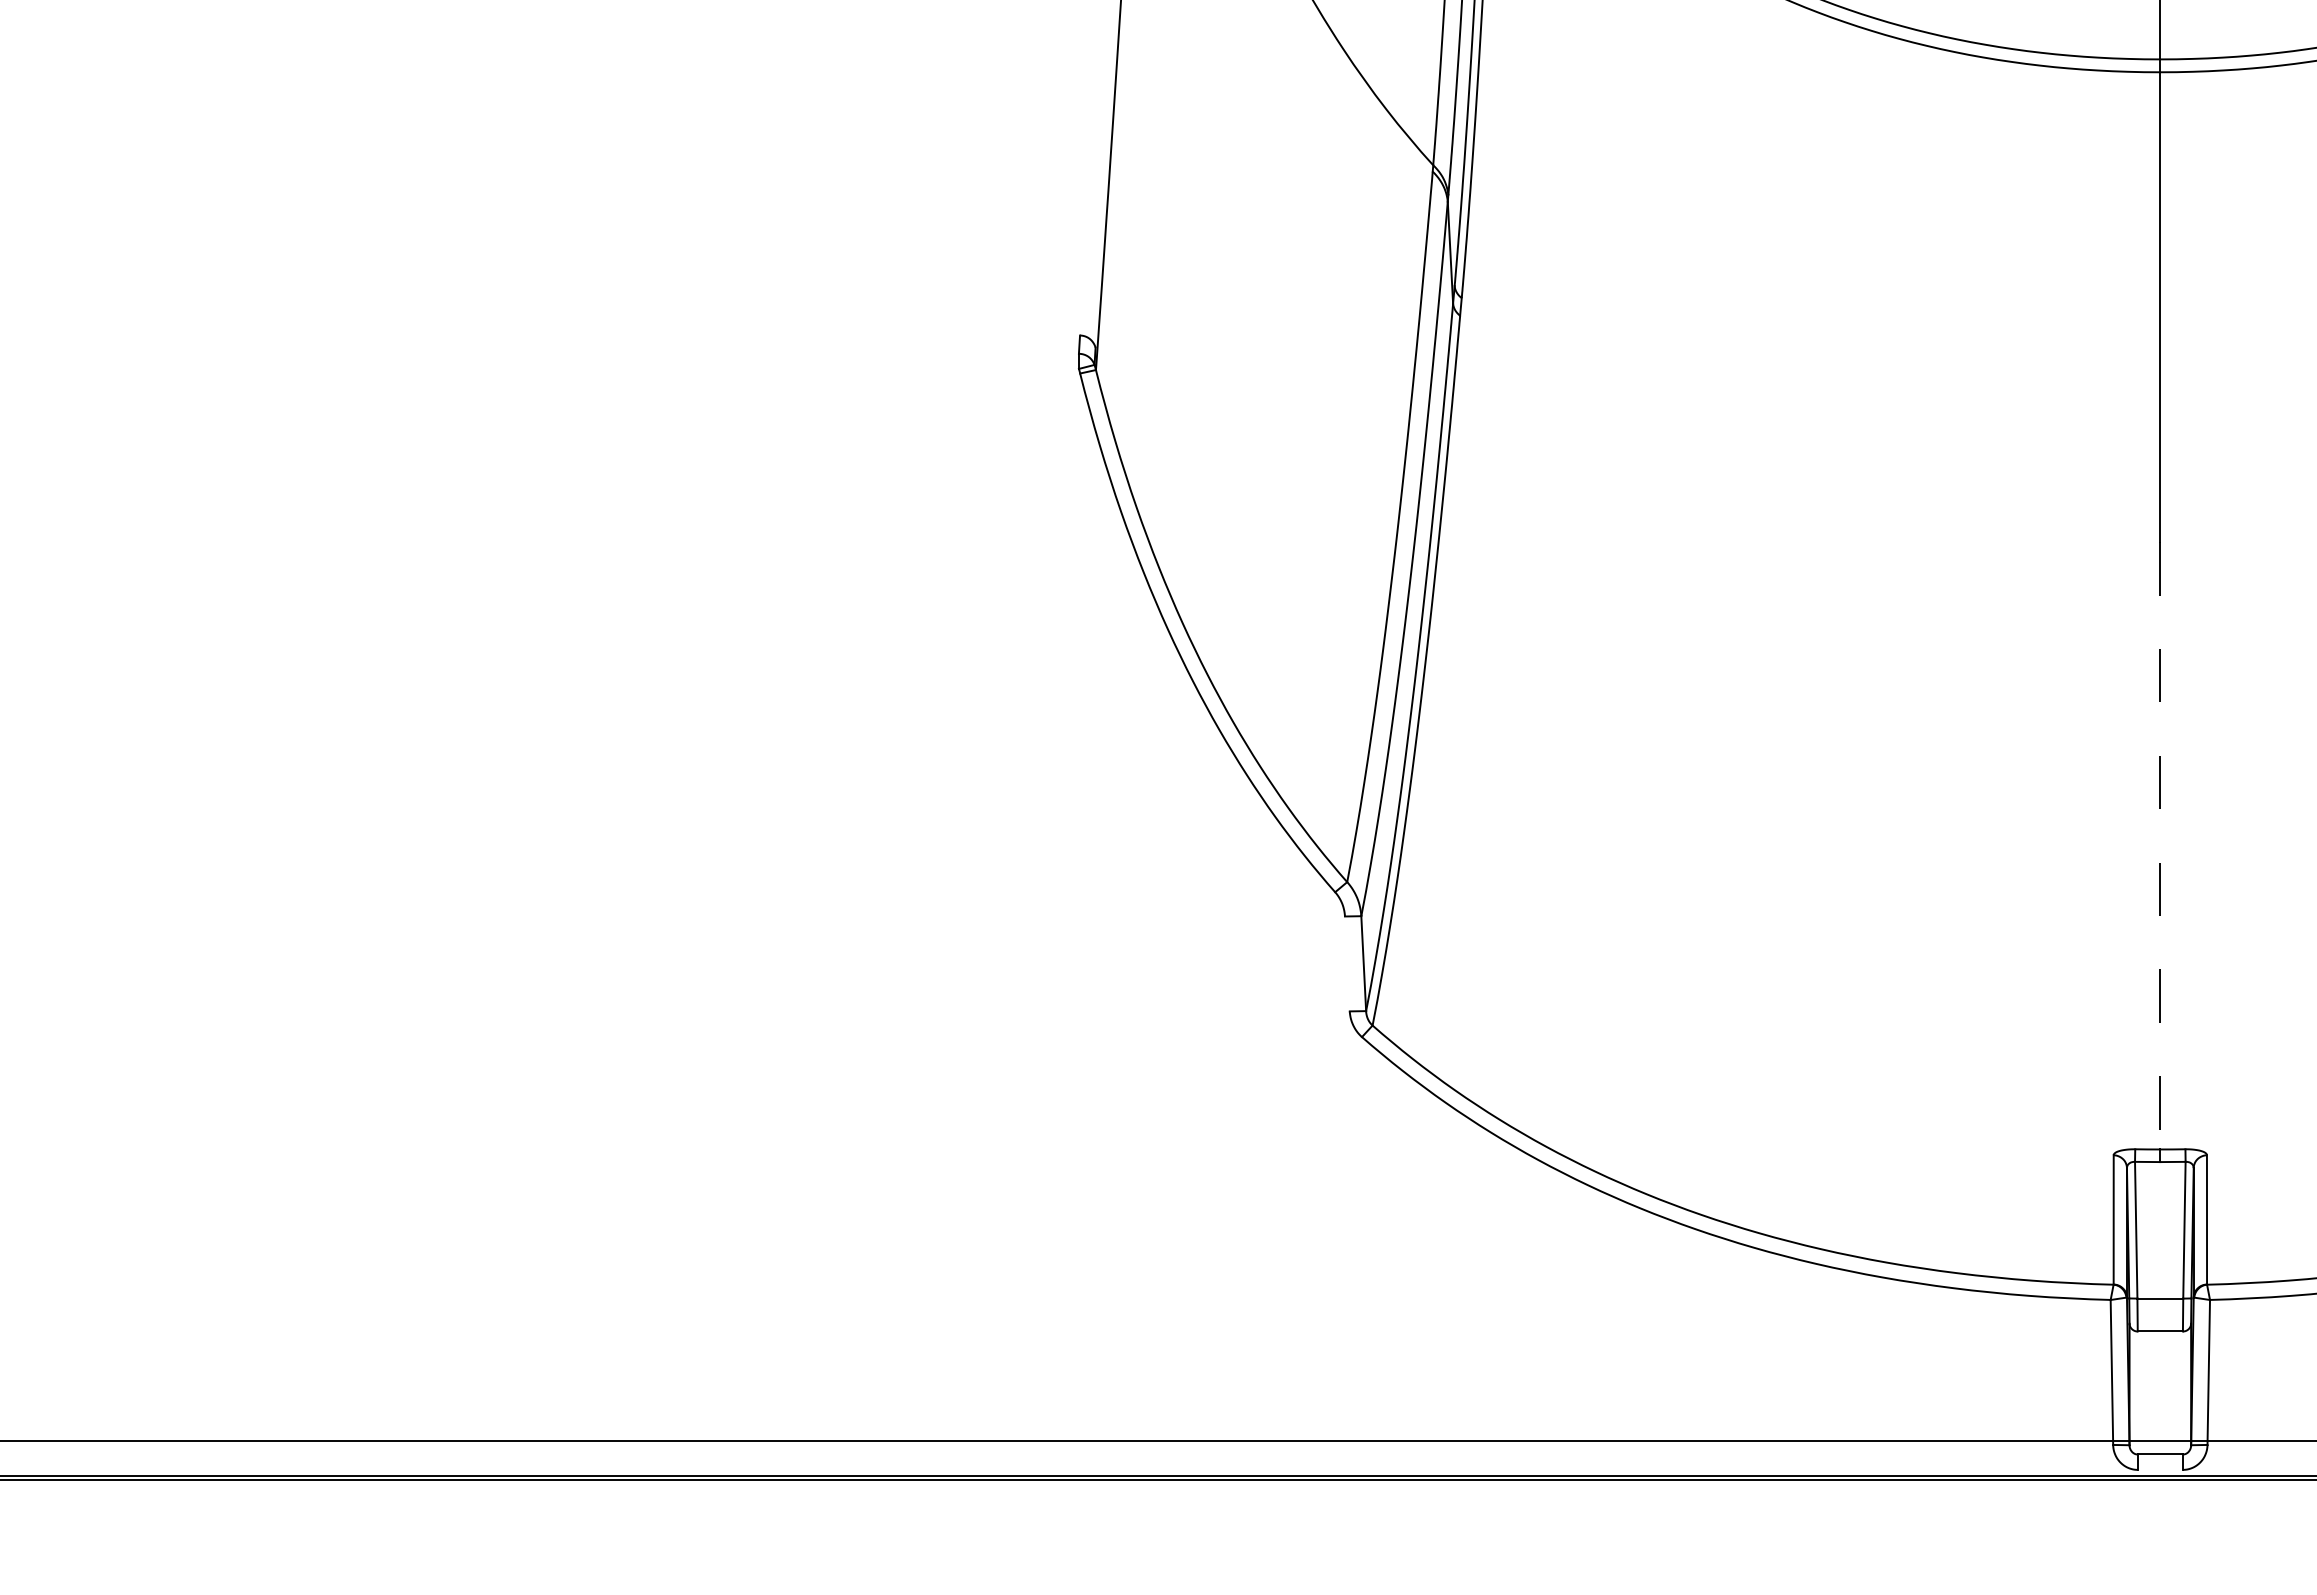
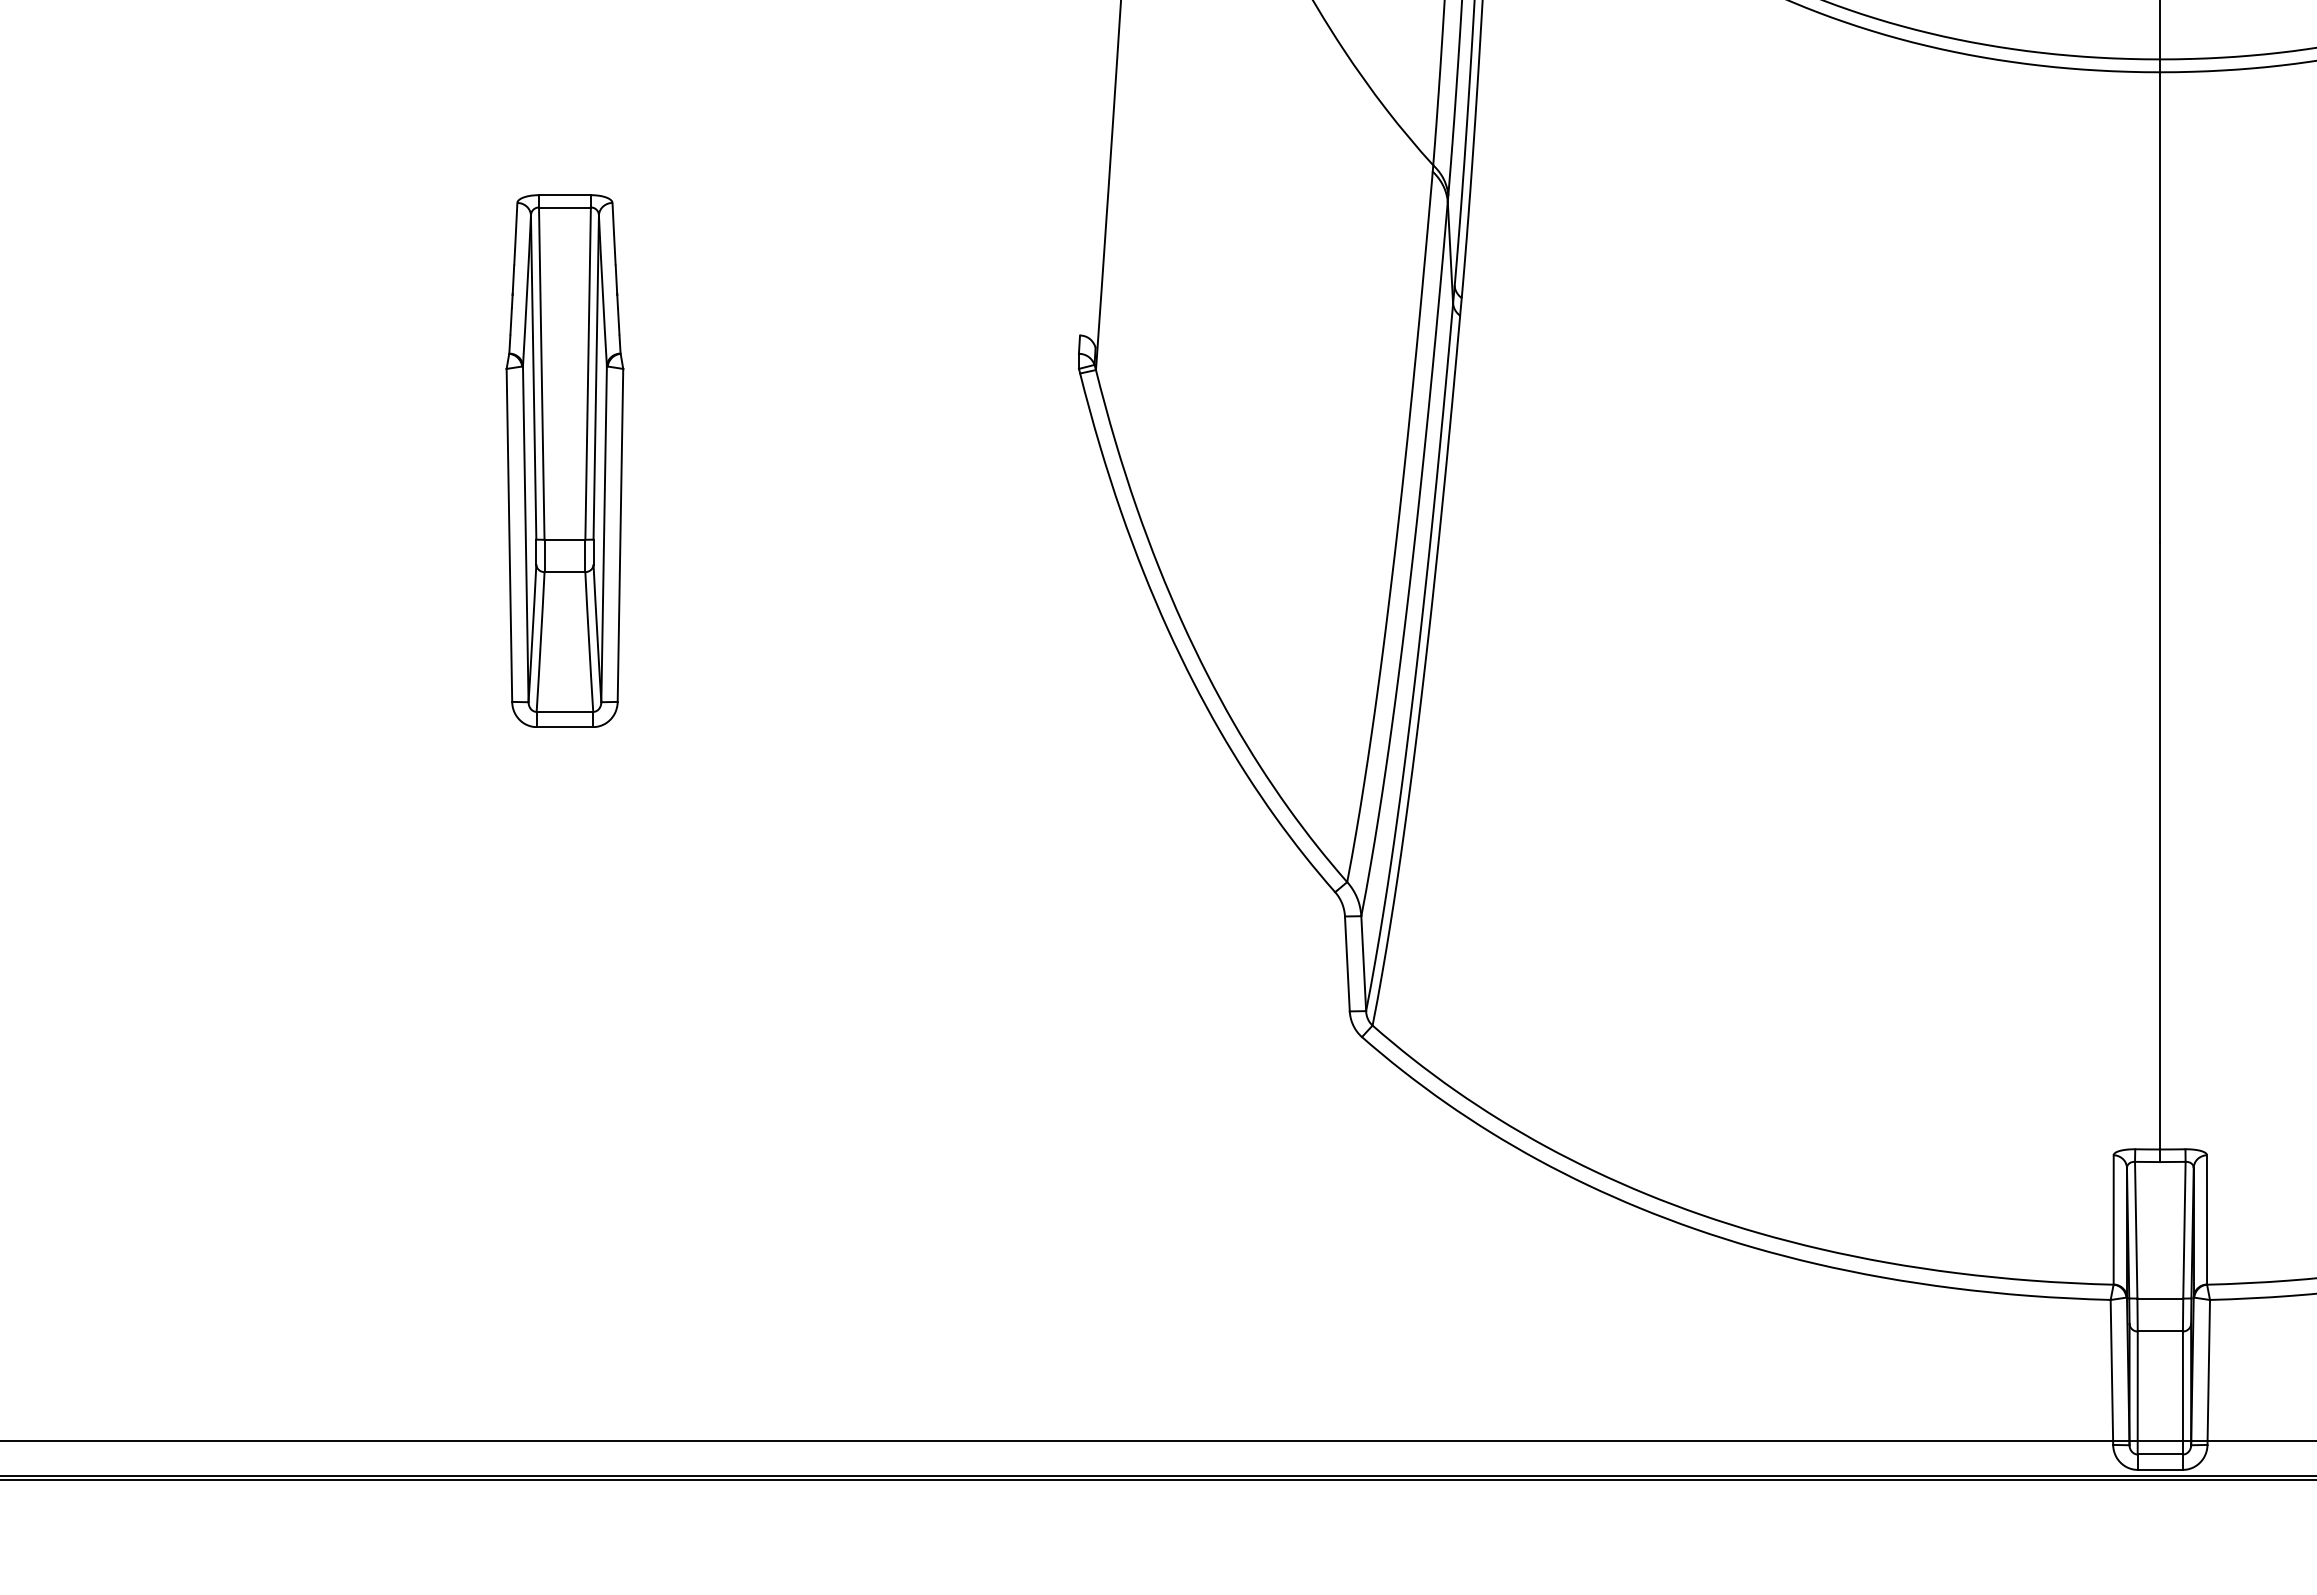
part: none -> present (564, 460)
line: dashed -> solid (2160, 845)
line: none -> present (1346, 963)
line: none -> present (2137, 1392)
line: none -> present (2182, 1392)
line: none -> present (2159, 1469)
